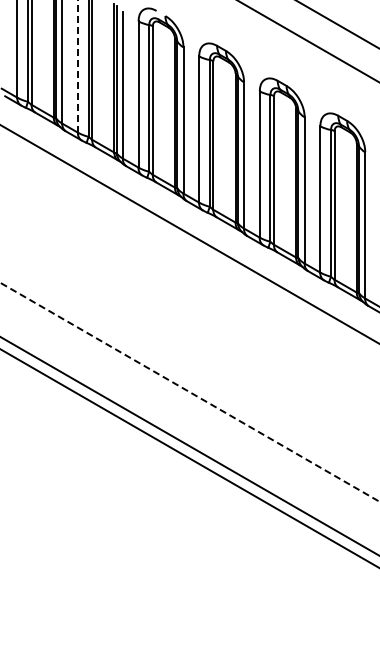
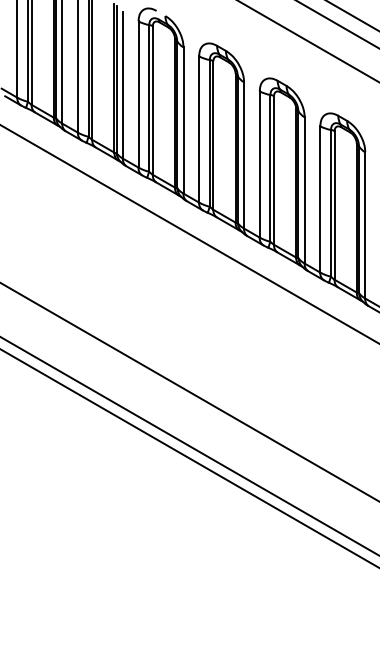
line: none -> present (352, 15)
line: dashed -> solid (77, 66)
line: dashed -> solid (190, 392)
